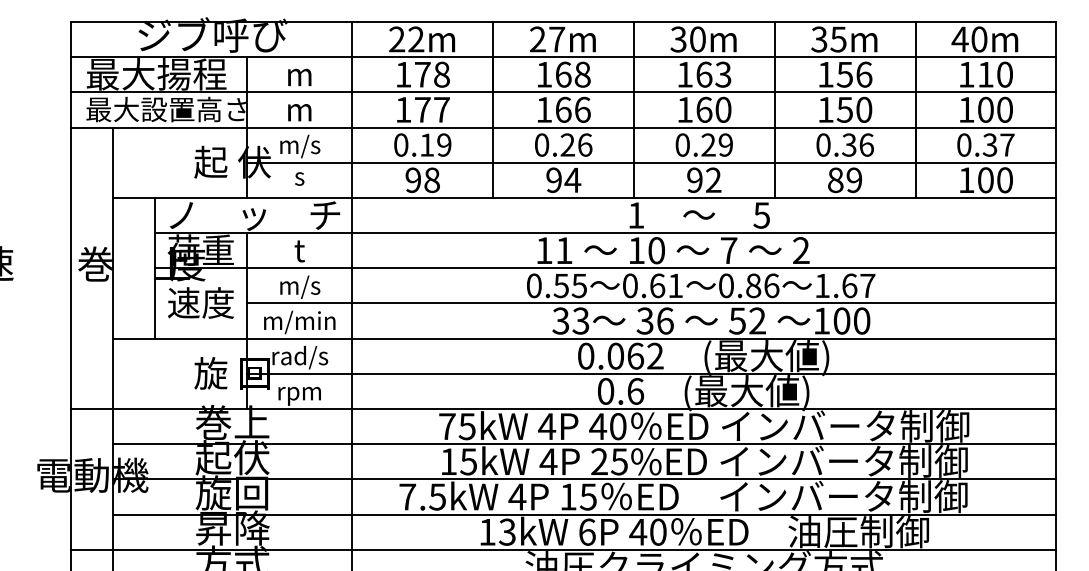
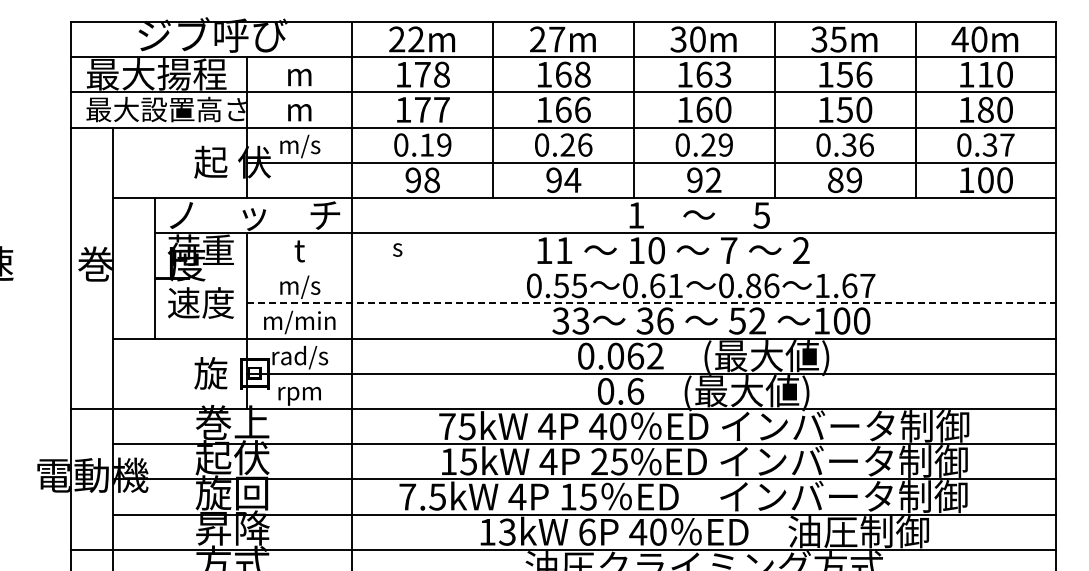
text: 100 -> 180 (985, 109)
text position: (299, 178) -> (397, 249) (397, 249)
line: present -> none (605, 268)
line: solid -> dashed (651, 303)
